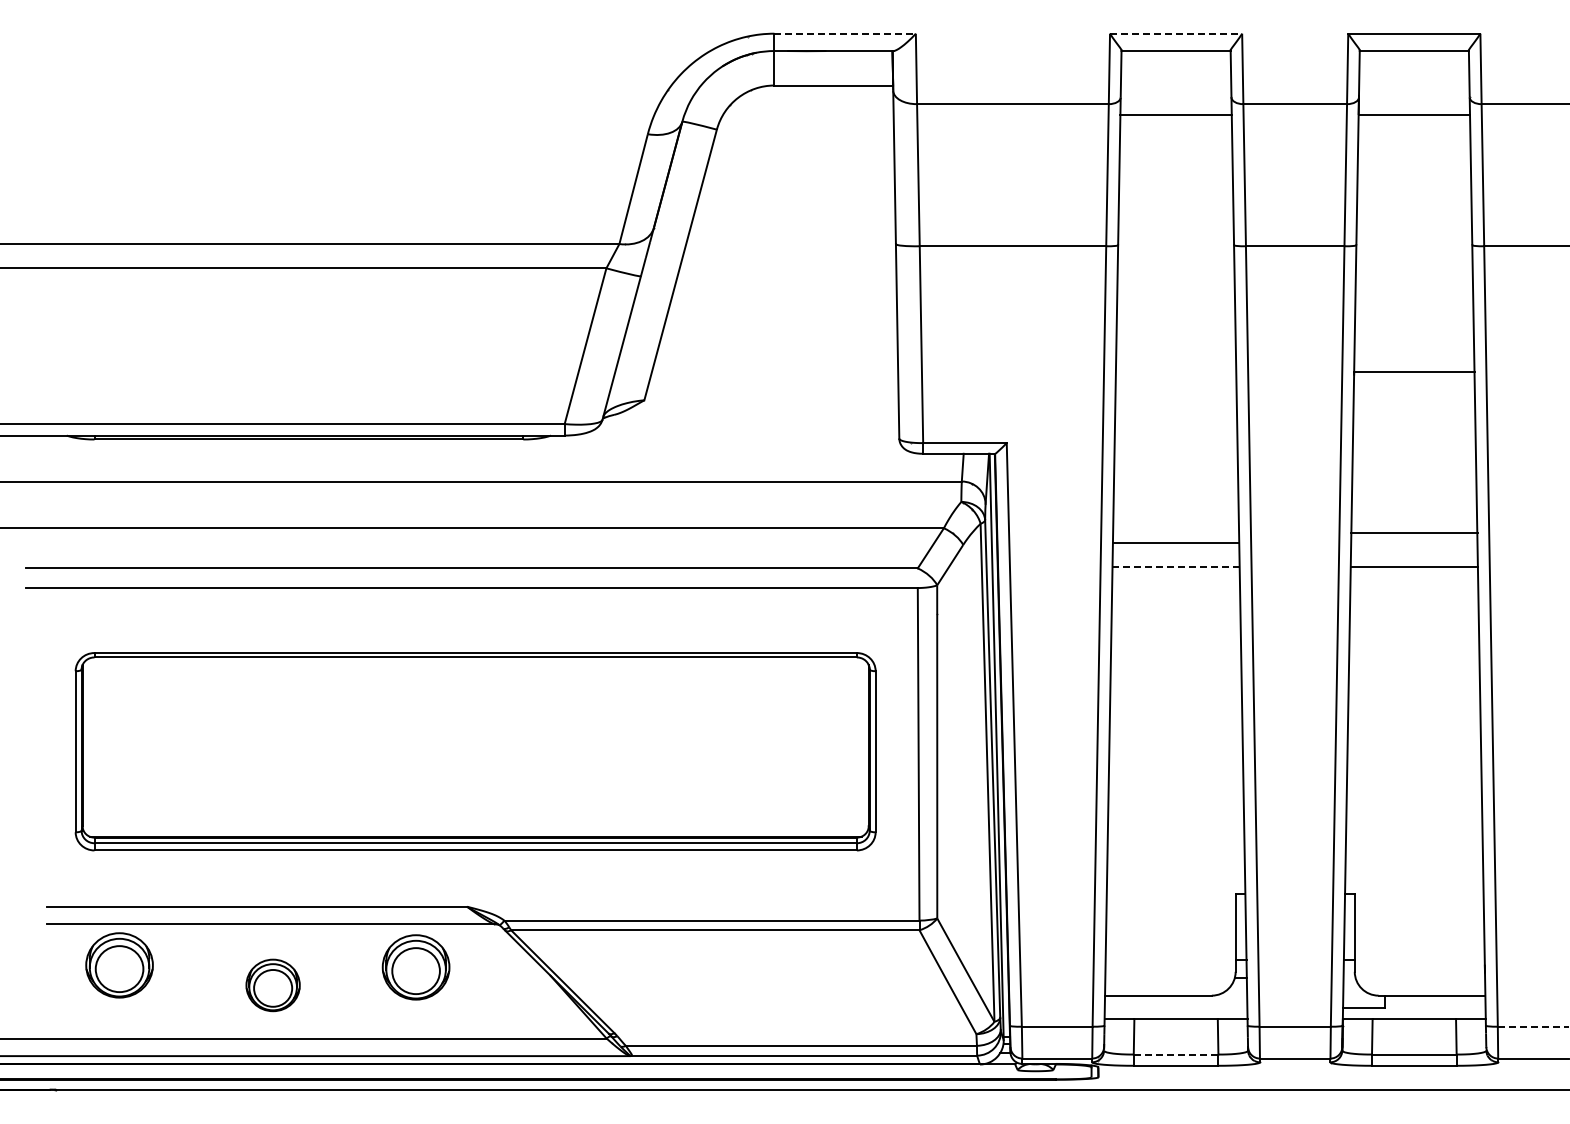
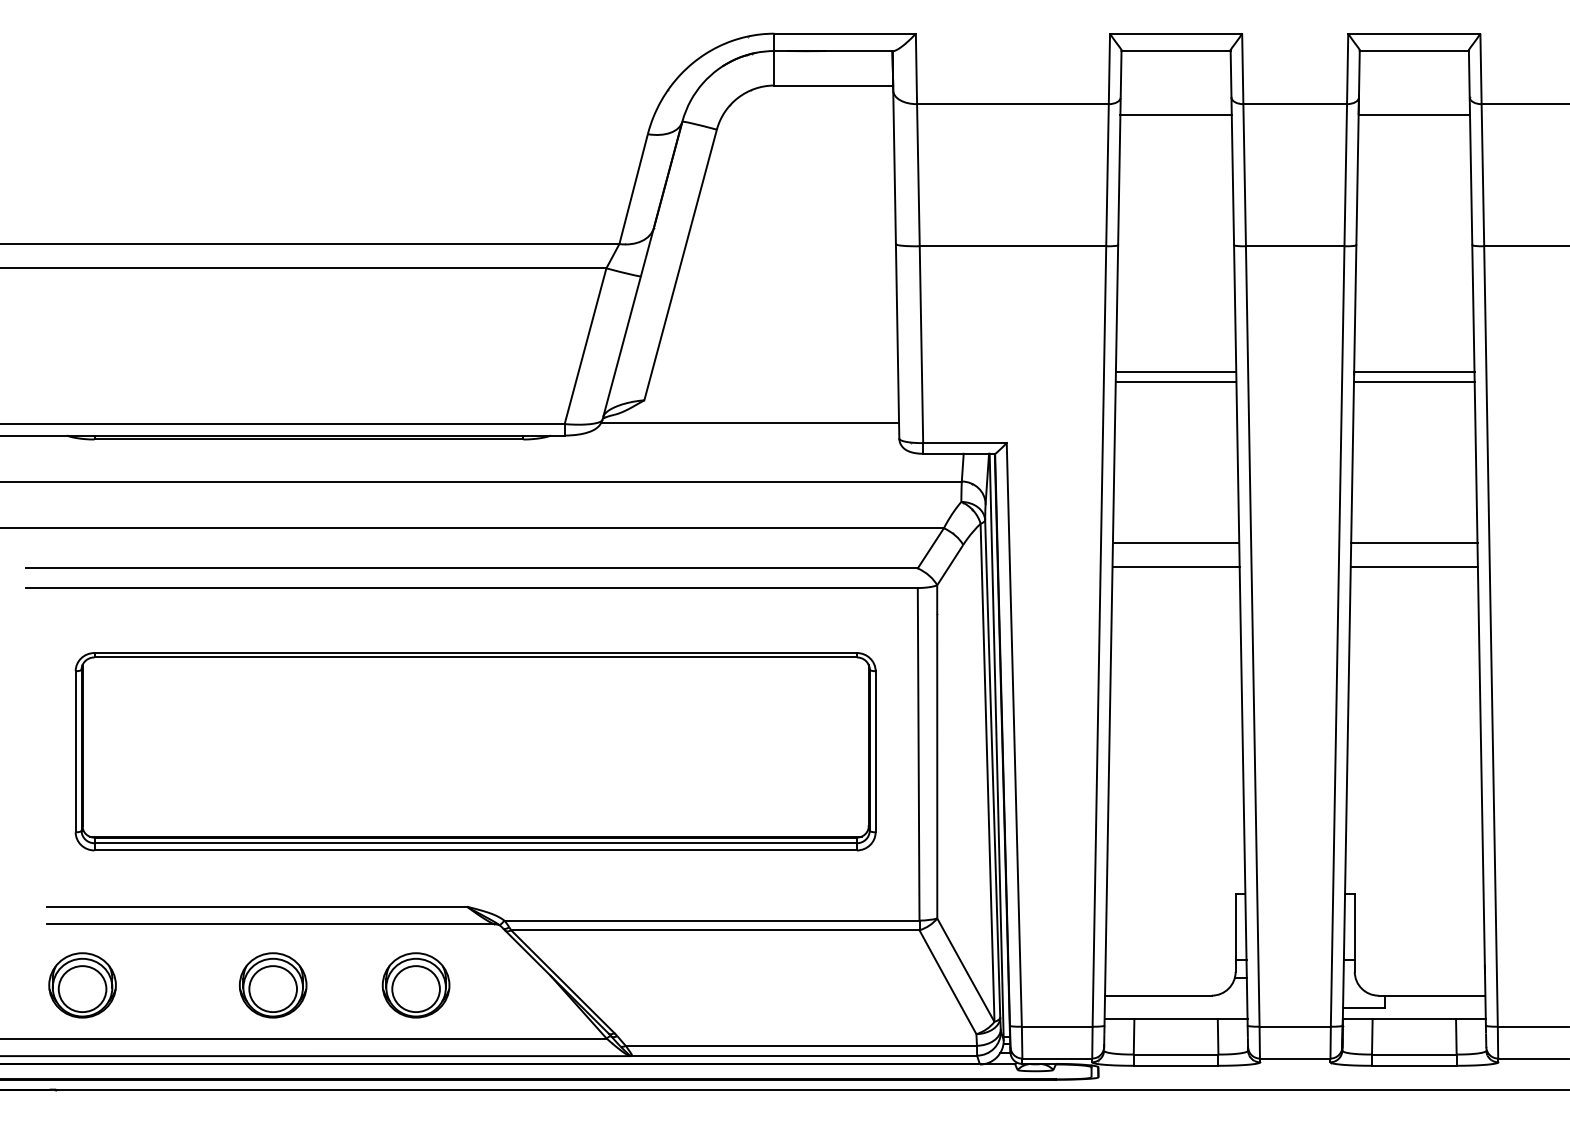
line: dashed -> solid (845, 33)
line: dashed -> solid (1176, 33)
line: none -> present (1175, 371)
line: none -> present (1175, 382)
line: none -> present (1413, 382)
line: none -> present (750, 422)
line position: (1414, 533) -> (1414, 543) (1414, 543)
line: dashed -> solid (1176, 566)
part position: (119, 965) -> (82, 985) (82, 985)
part position: (415, 967) -> (415, 985) (415, 985)
part size: 56x55 px -> 70x67 px (272, 985)
line: dashed -> solid (1533, 1026)
line: dashed -> solid (1176, 1054)
